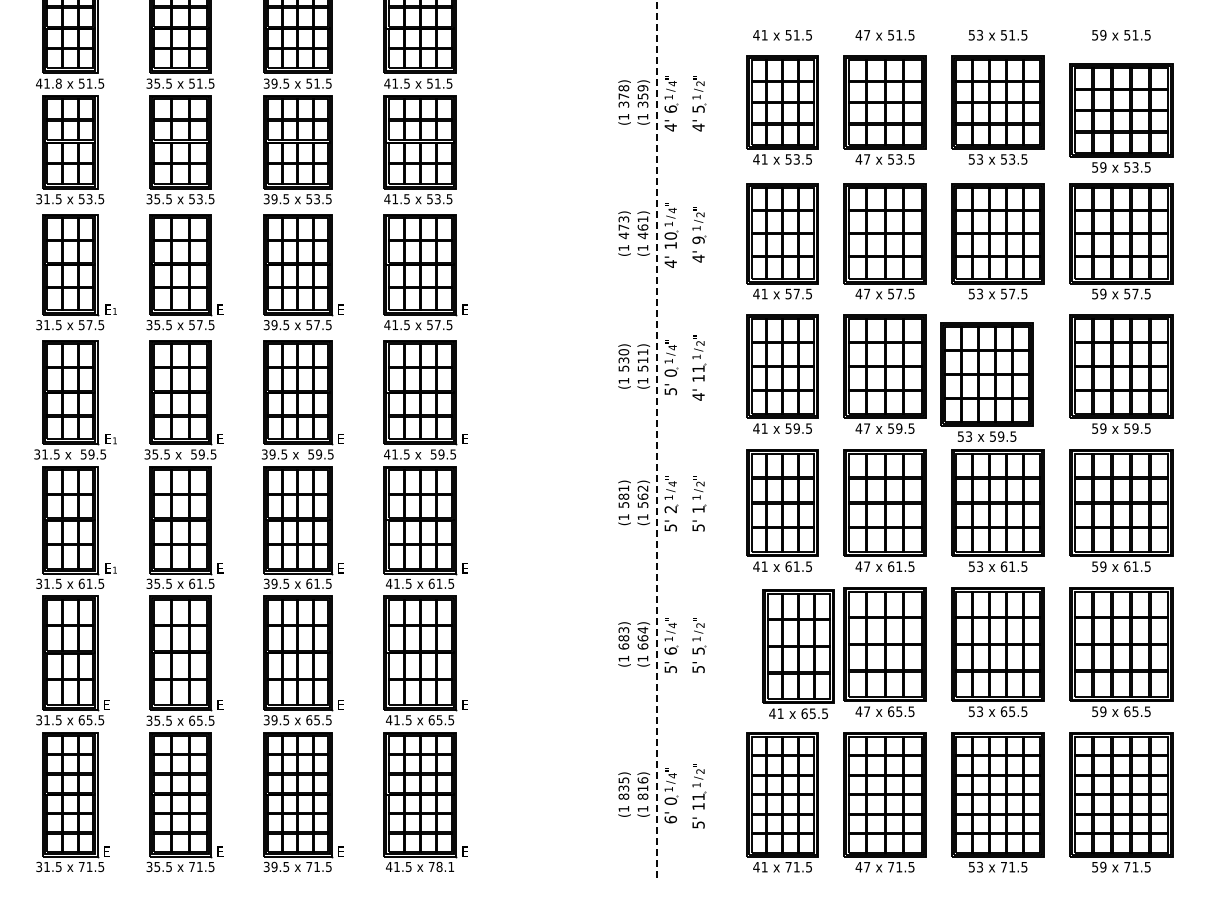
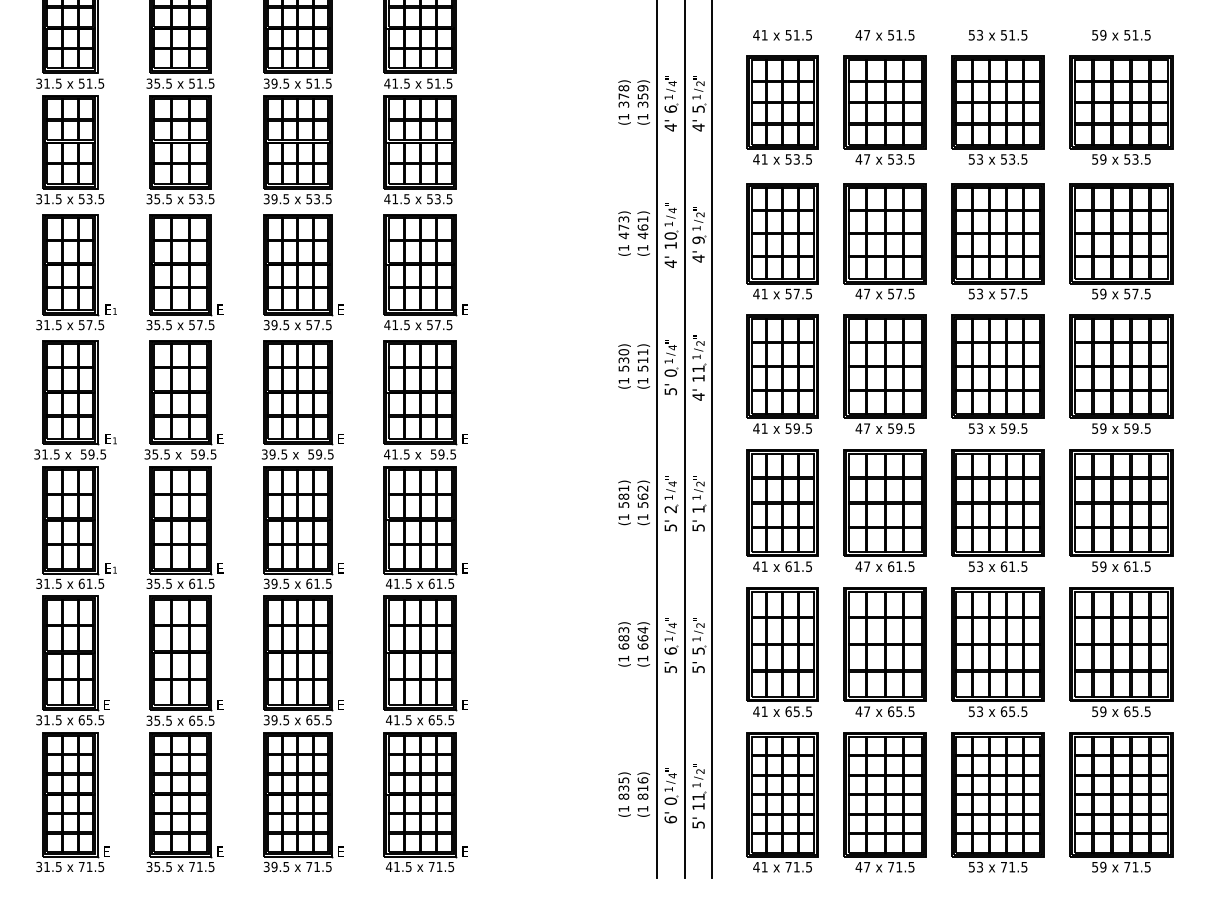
text: 41.8 -> 31.5 (48, 83)
part position: (1121, 117) -> (1121, 109) (1121, 109)
part position: (986, 381) -> (997, 373) (997, 373)
line: dashed -> solid (656, 438)
line: none -> present (684, 439)
line: none -> present (712, 439)
part position: (798, 654) -> (782, 652) (782, 652)
text: 78.1 -> 71.5 (445, 866)
